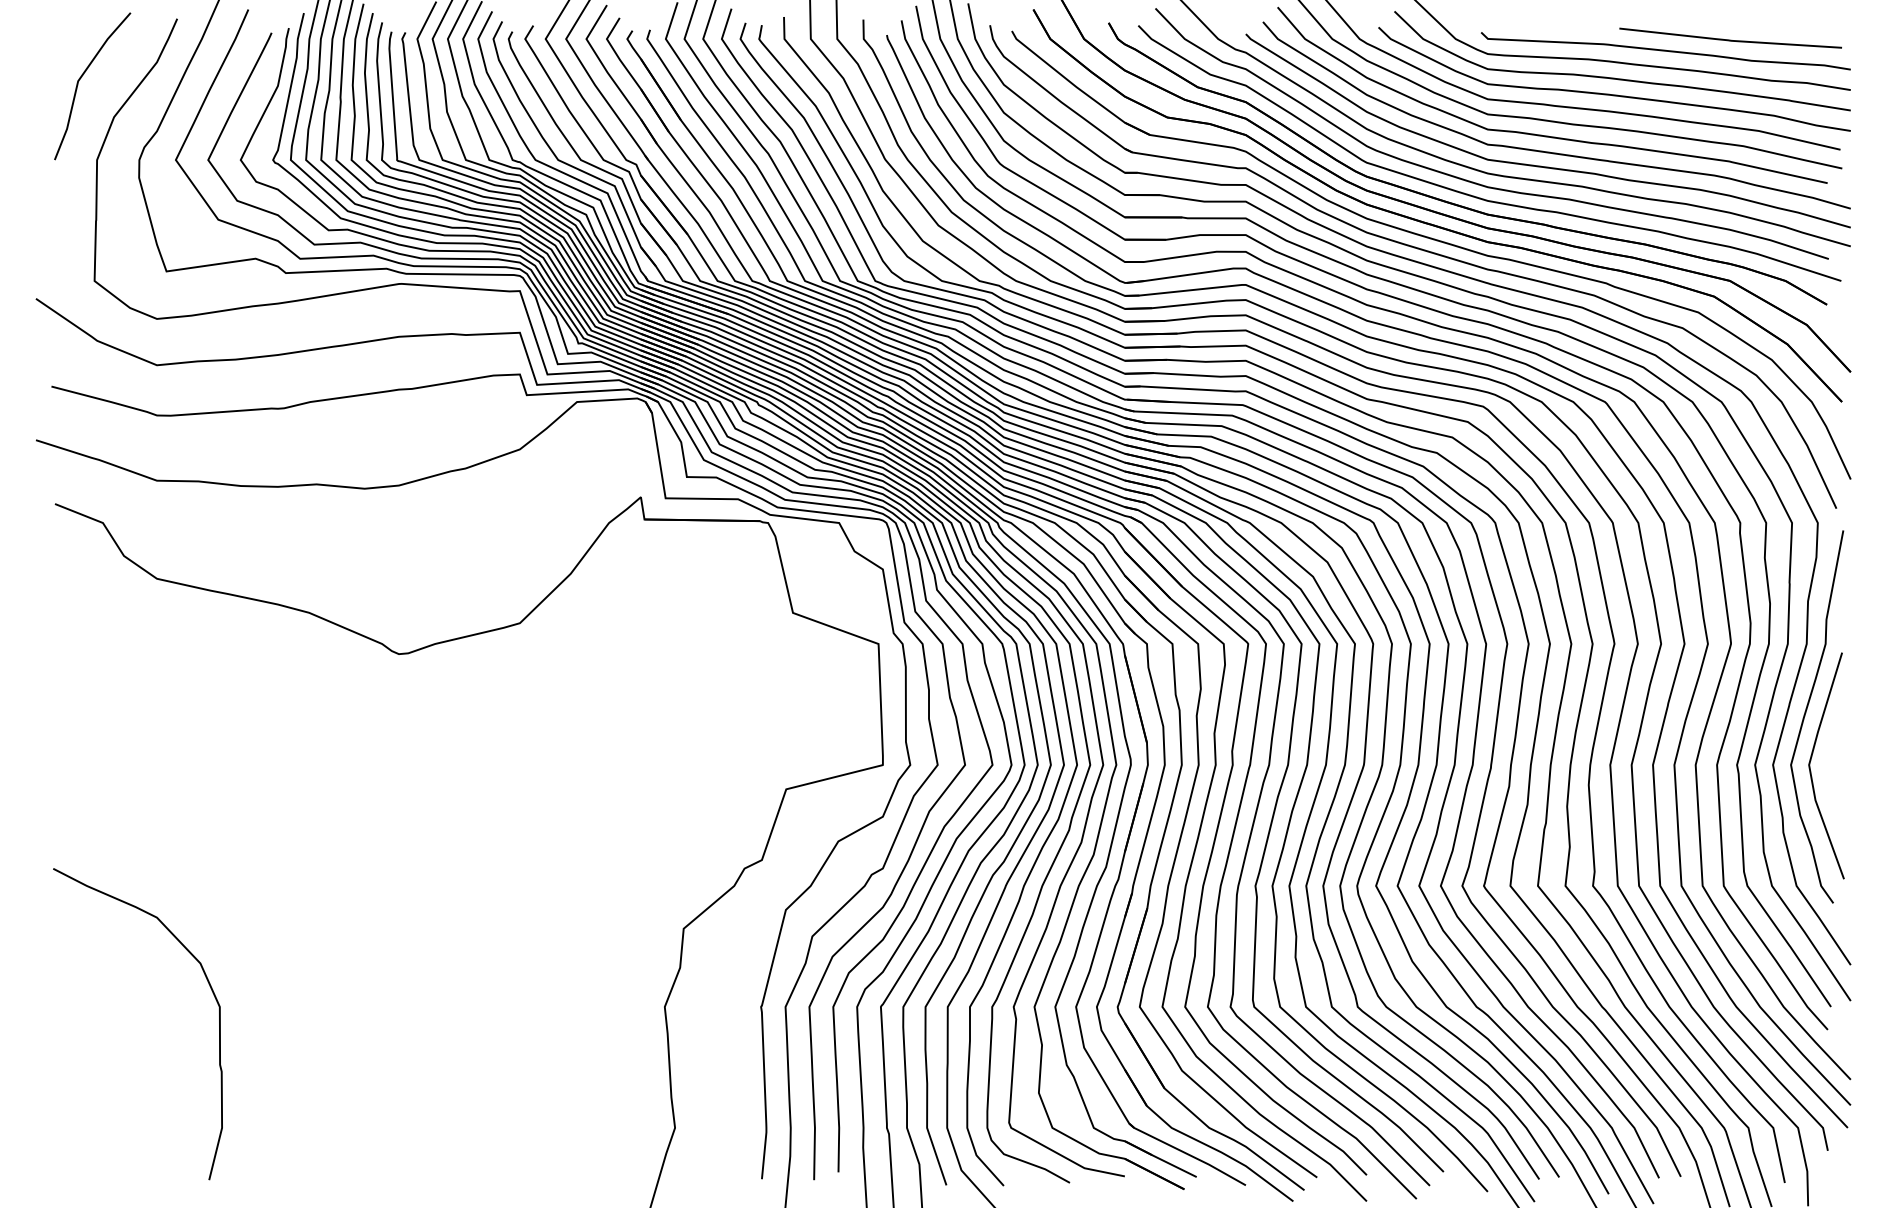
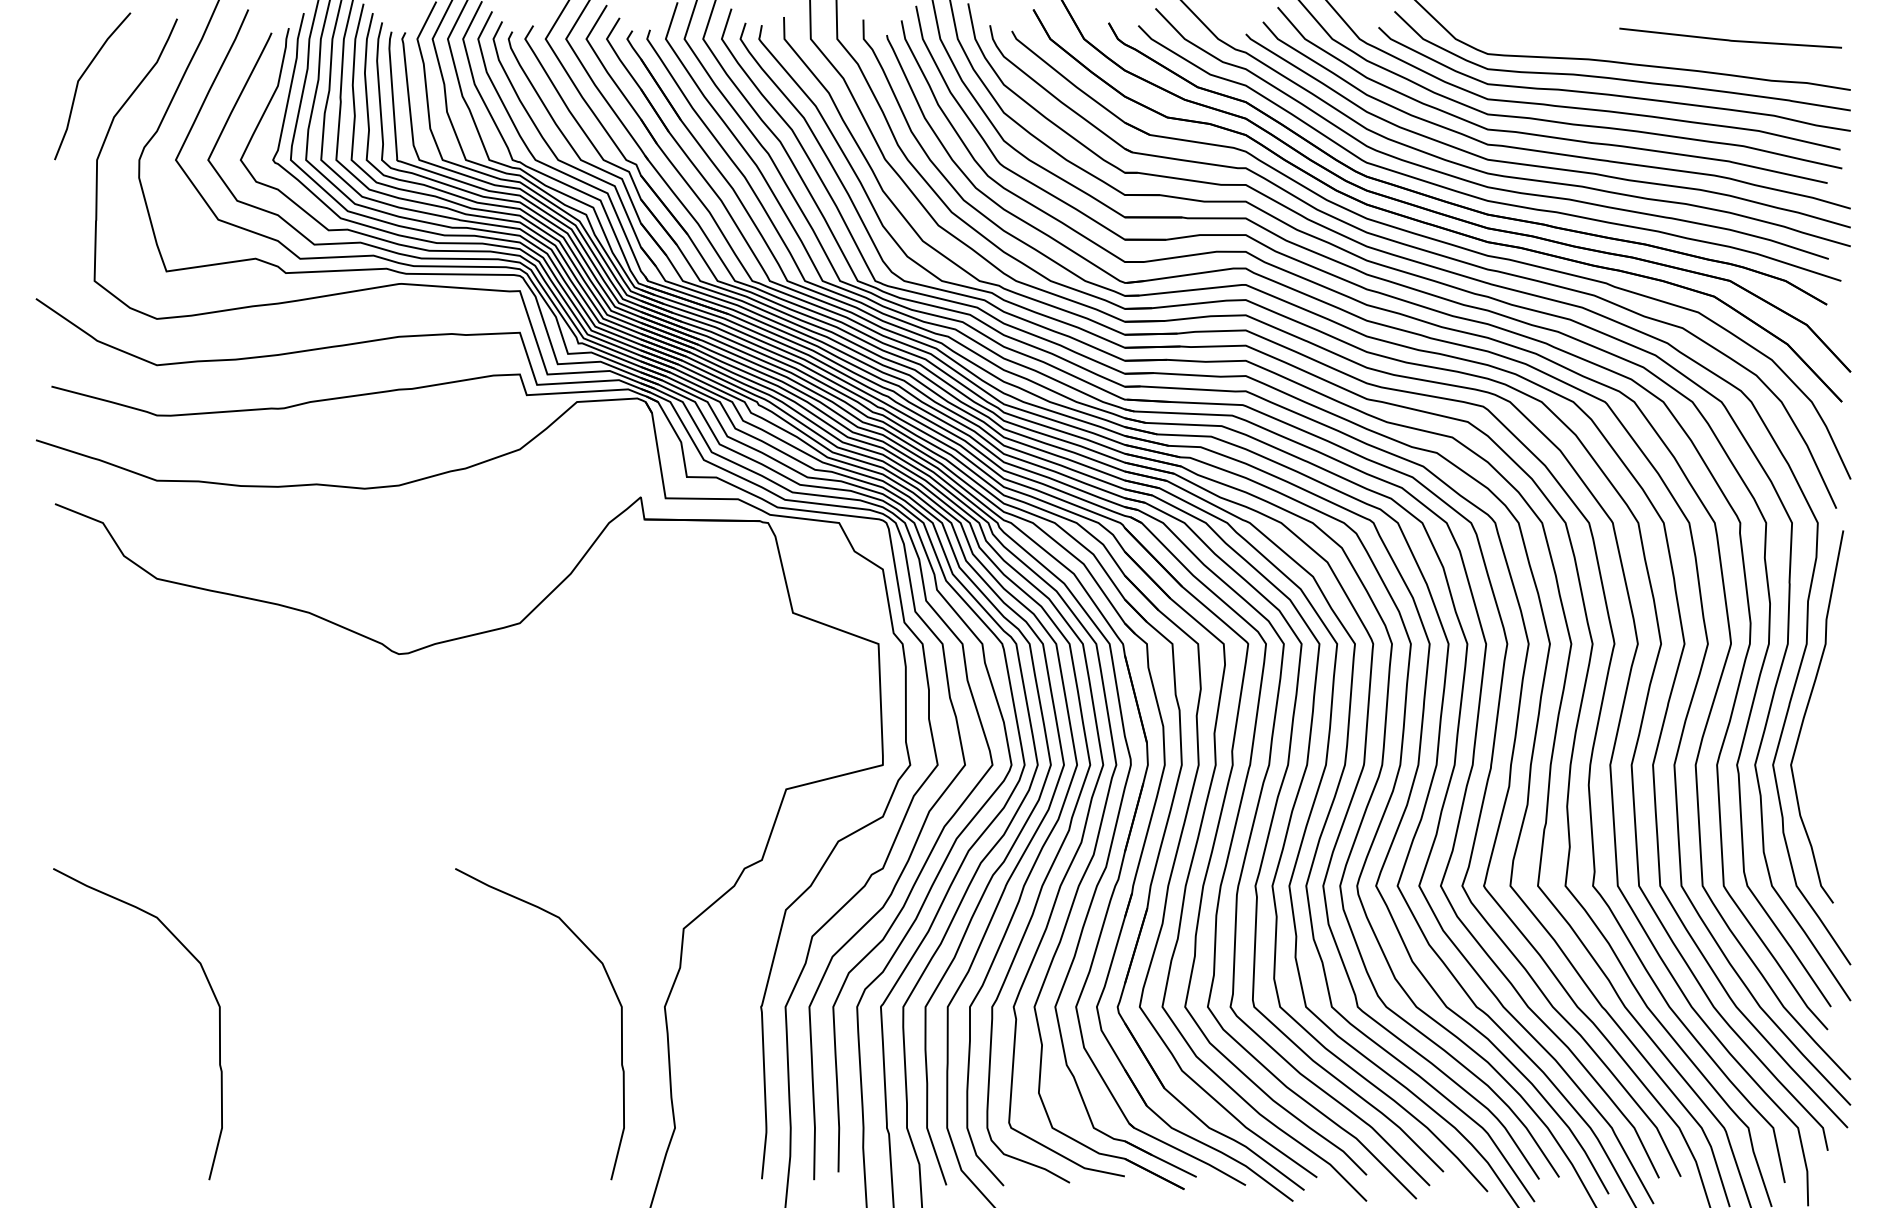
curve: present -> none (1665, 51)
line: present -> none (1811, 760)
curve: none -> present (614, 993)
